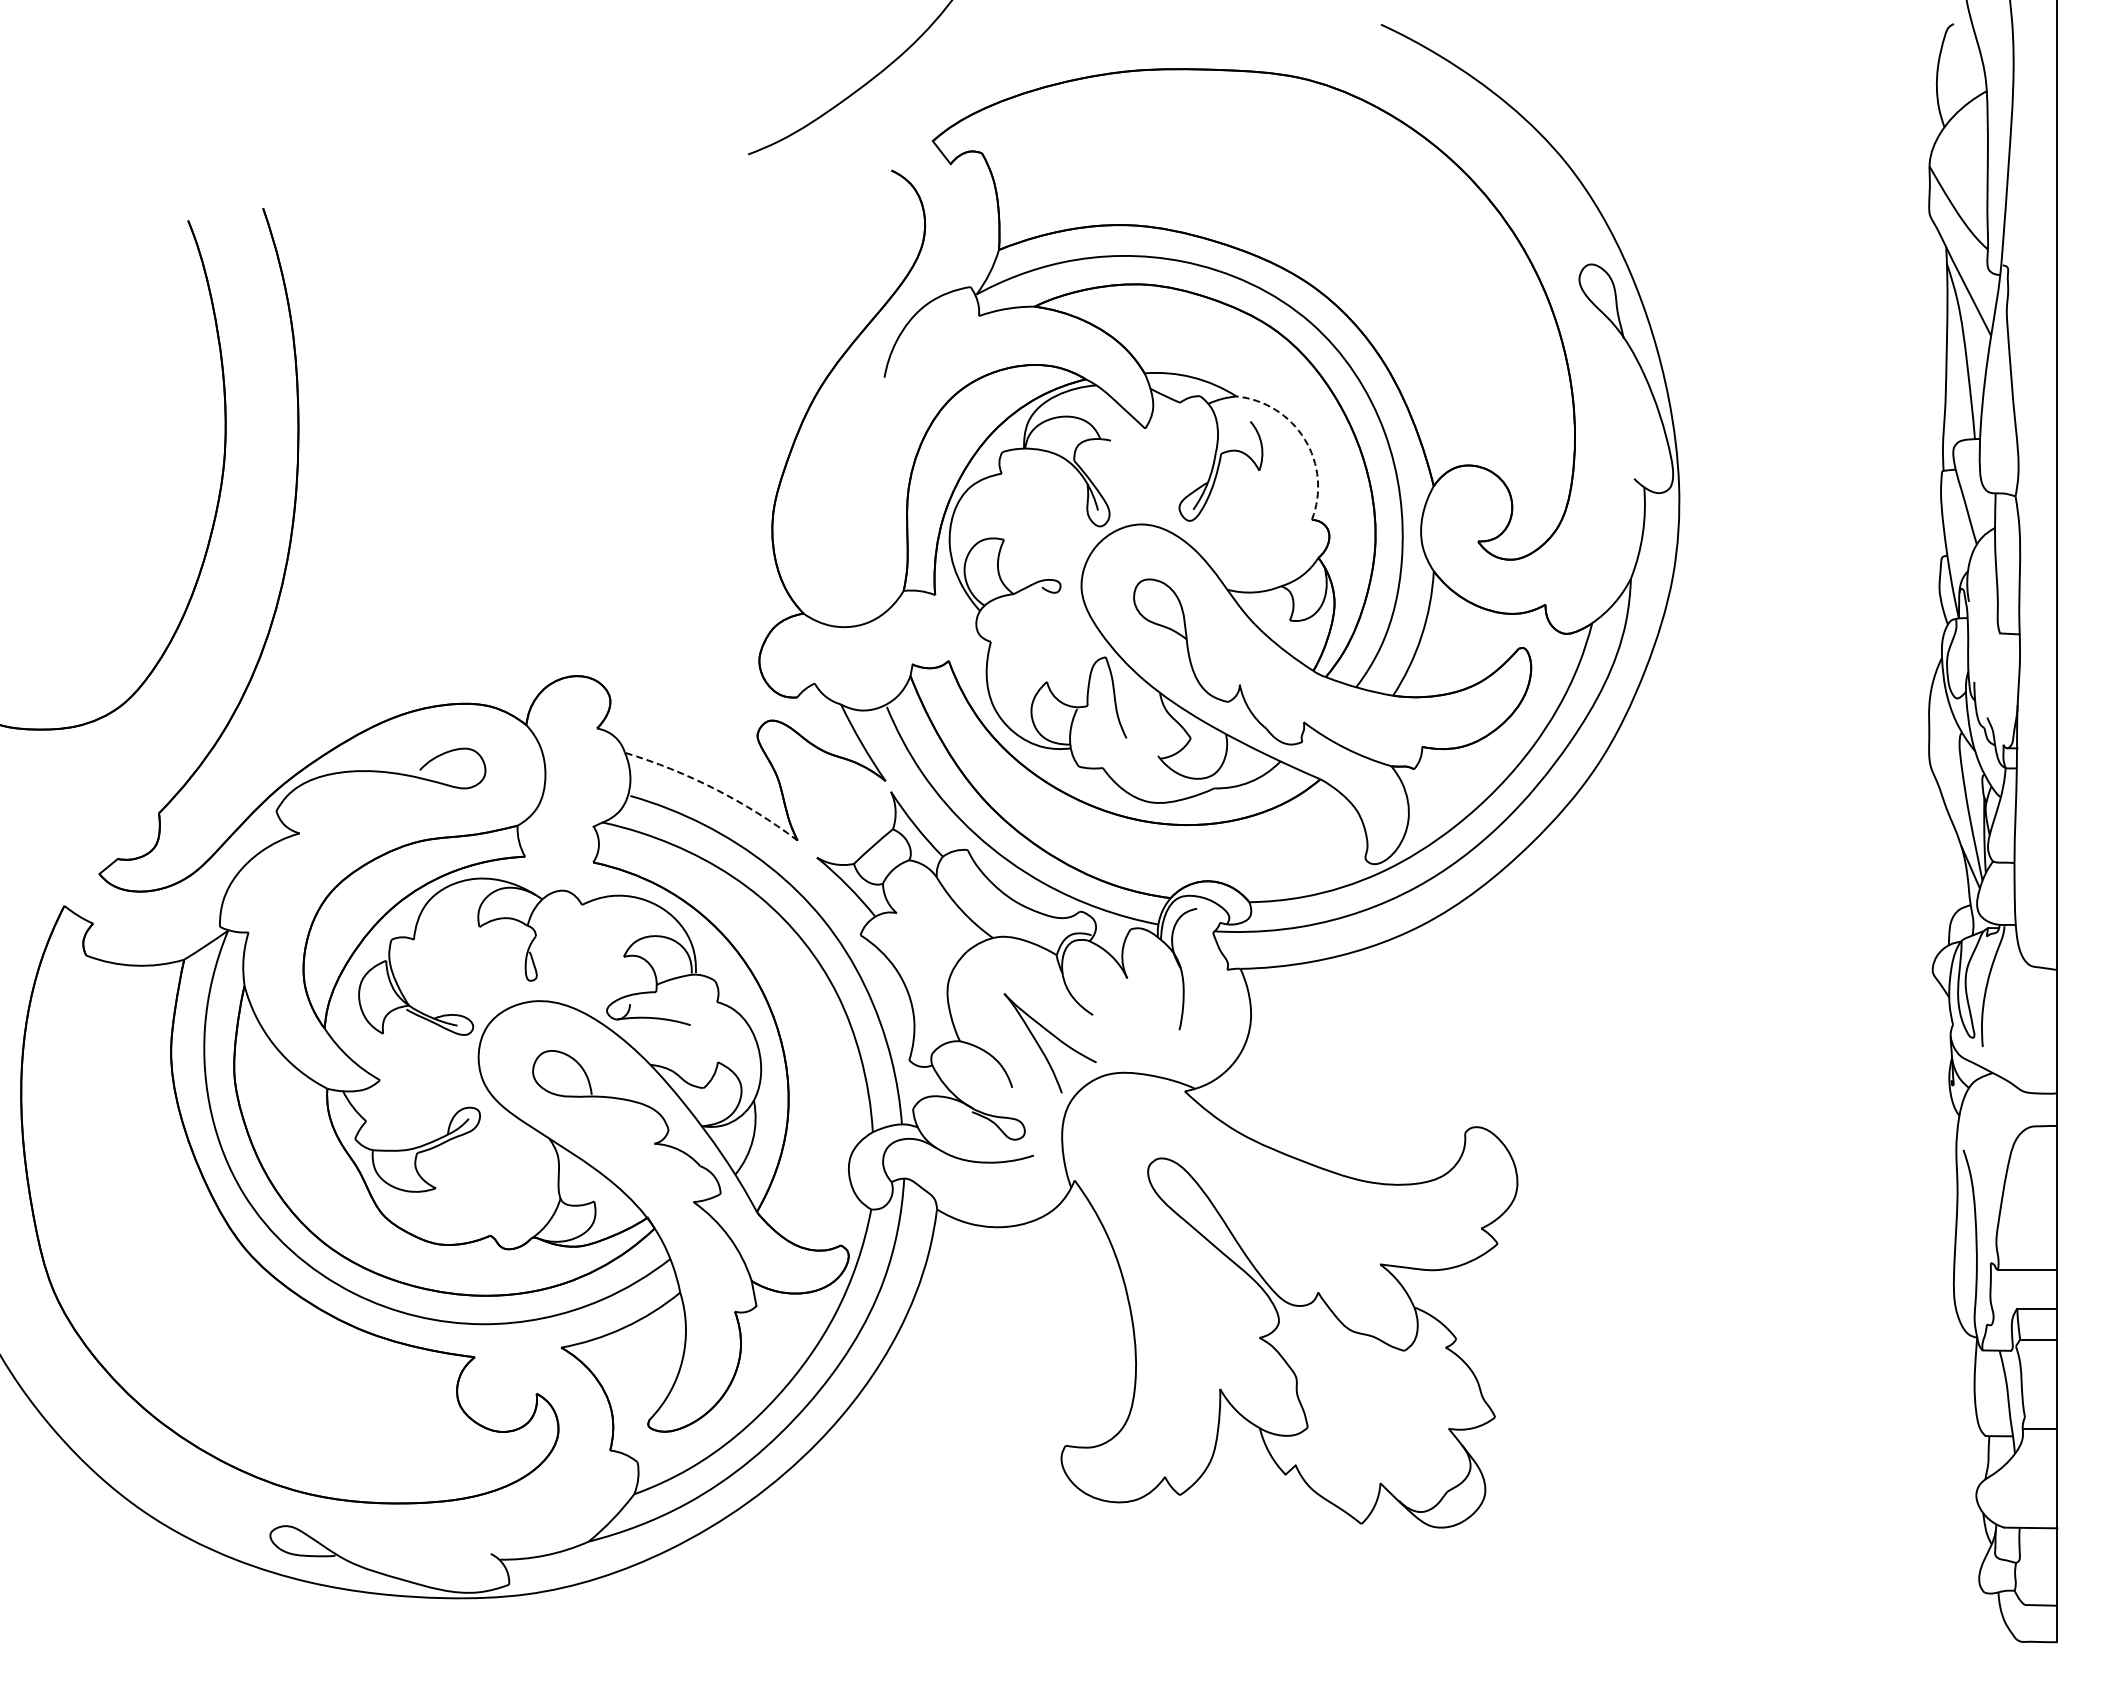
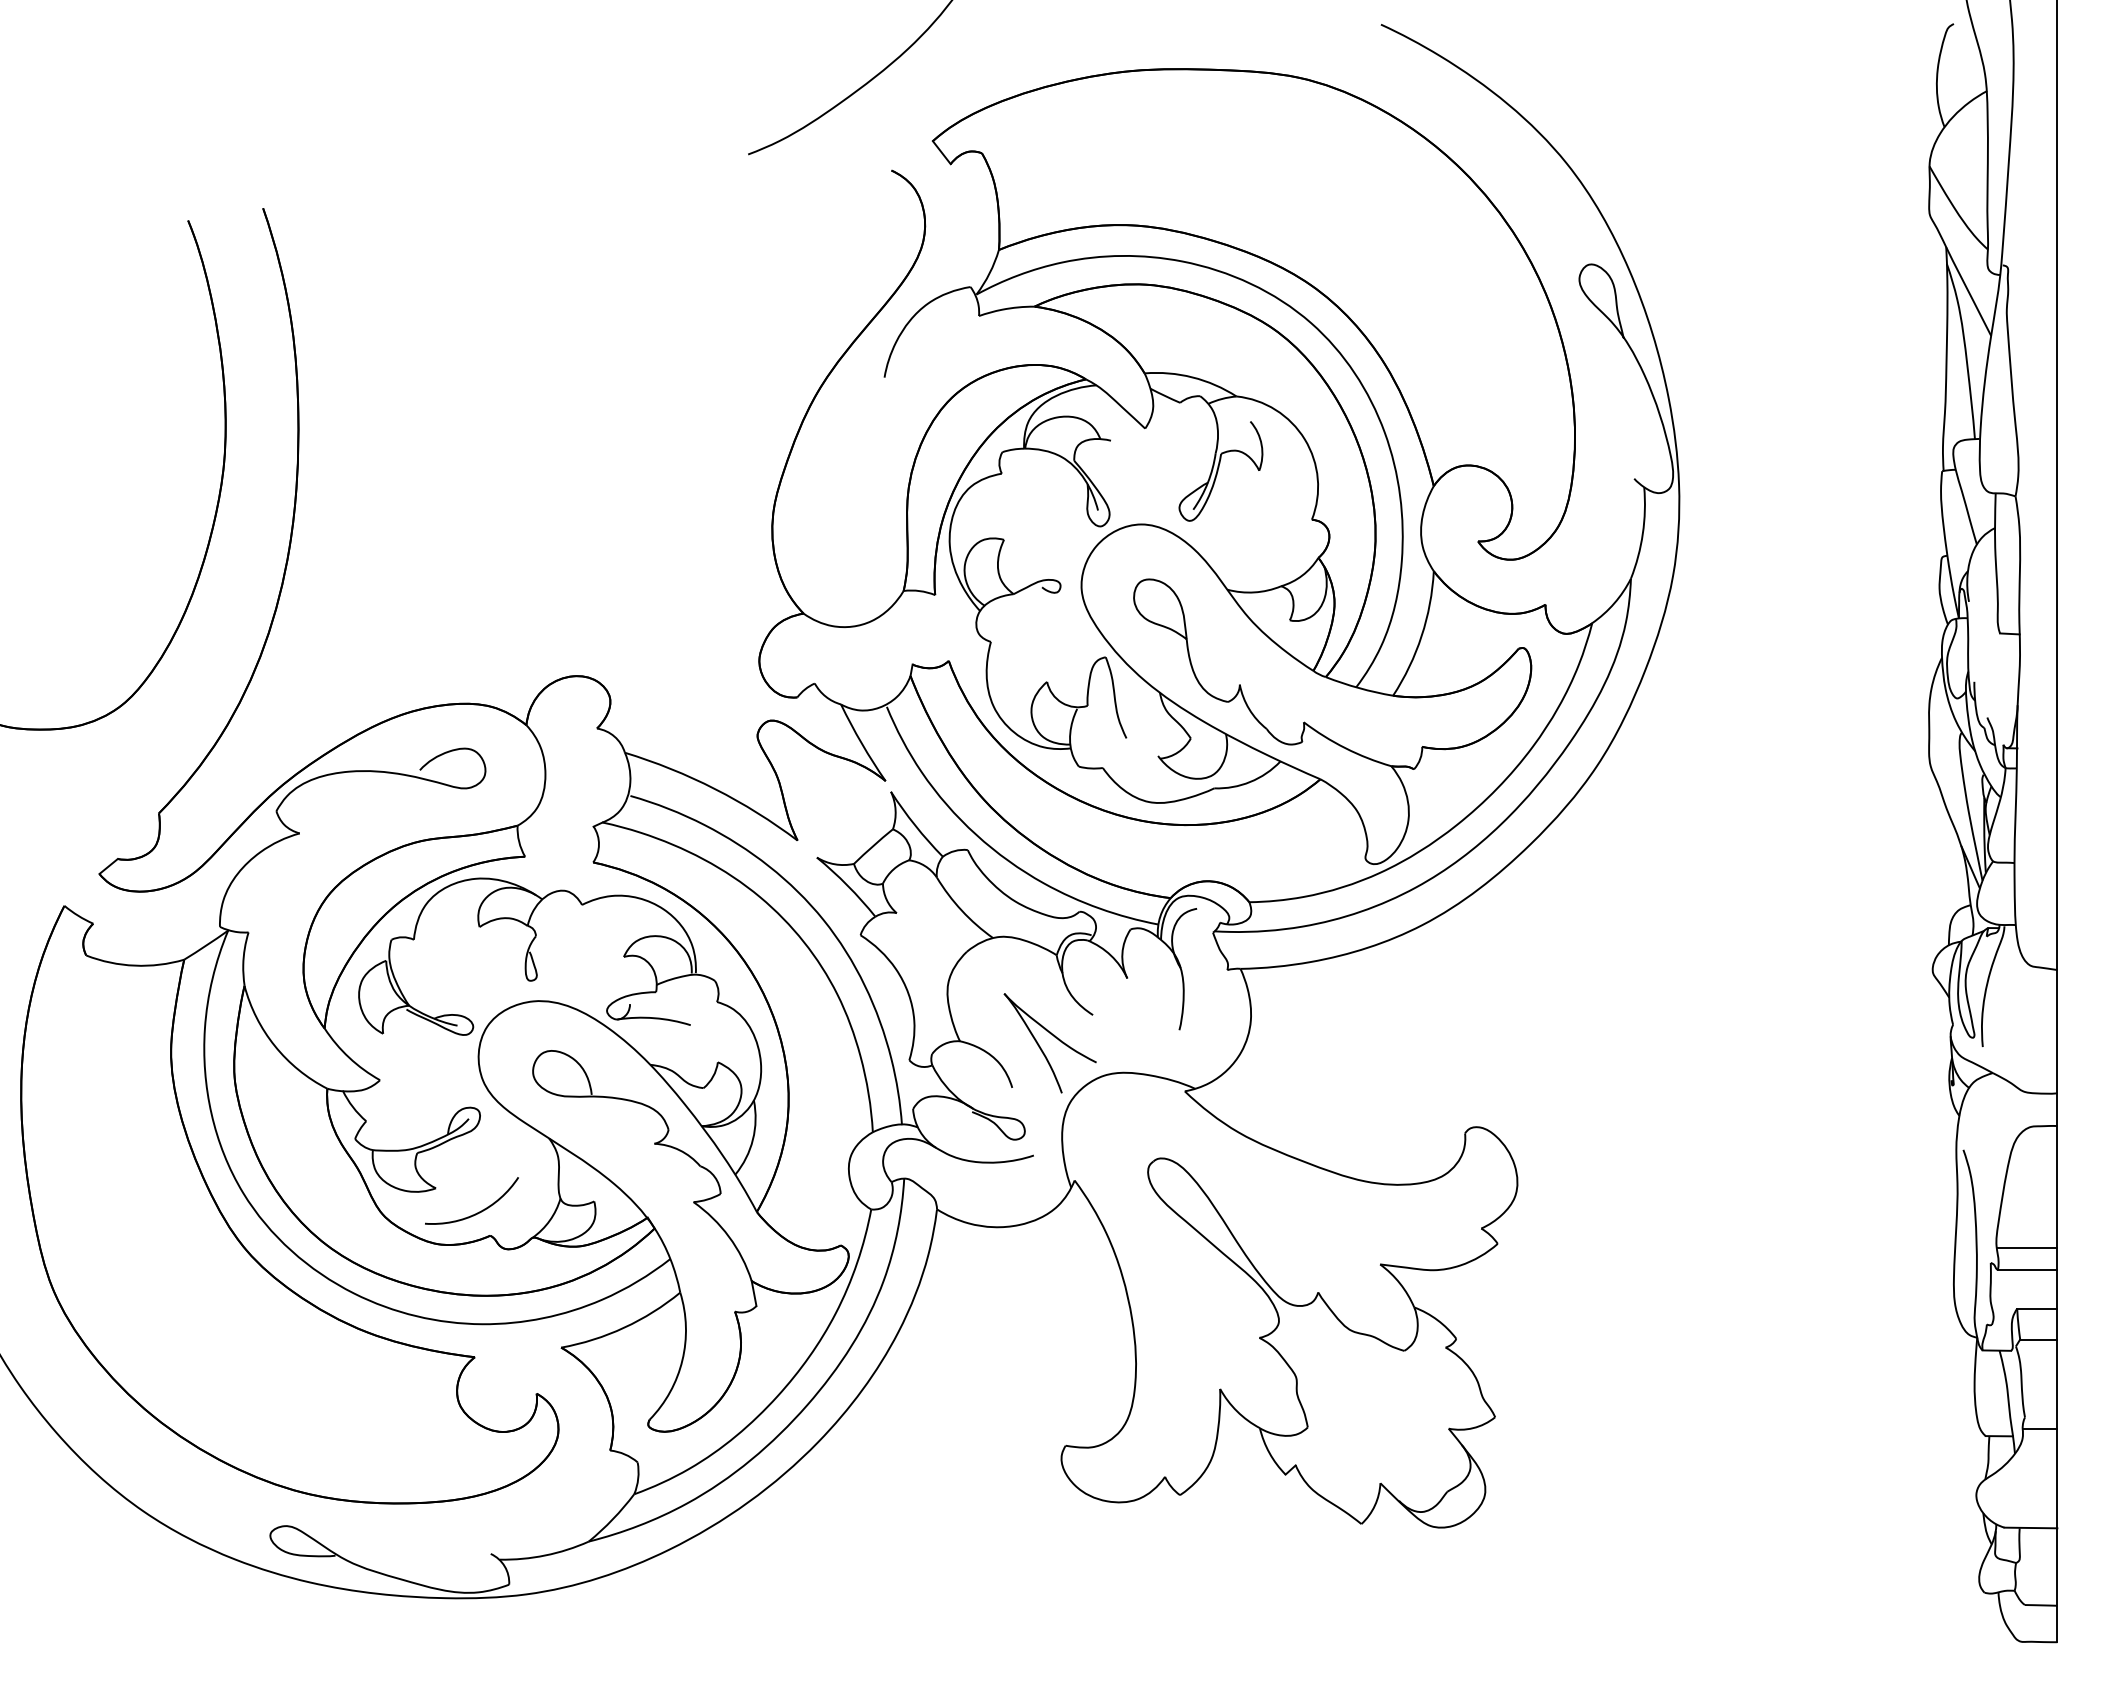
arc: dashed -> solid (1304, 439)
arc: dashed -> solid (715, 789)
arc: none -> present (477, 1212)
line: none -> present (2026, 1247)
